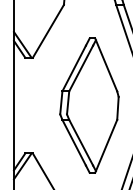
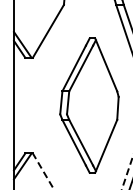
line: solid -> dashed (43, 171)
line: solid -> dashed (127, 172)
